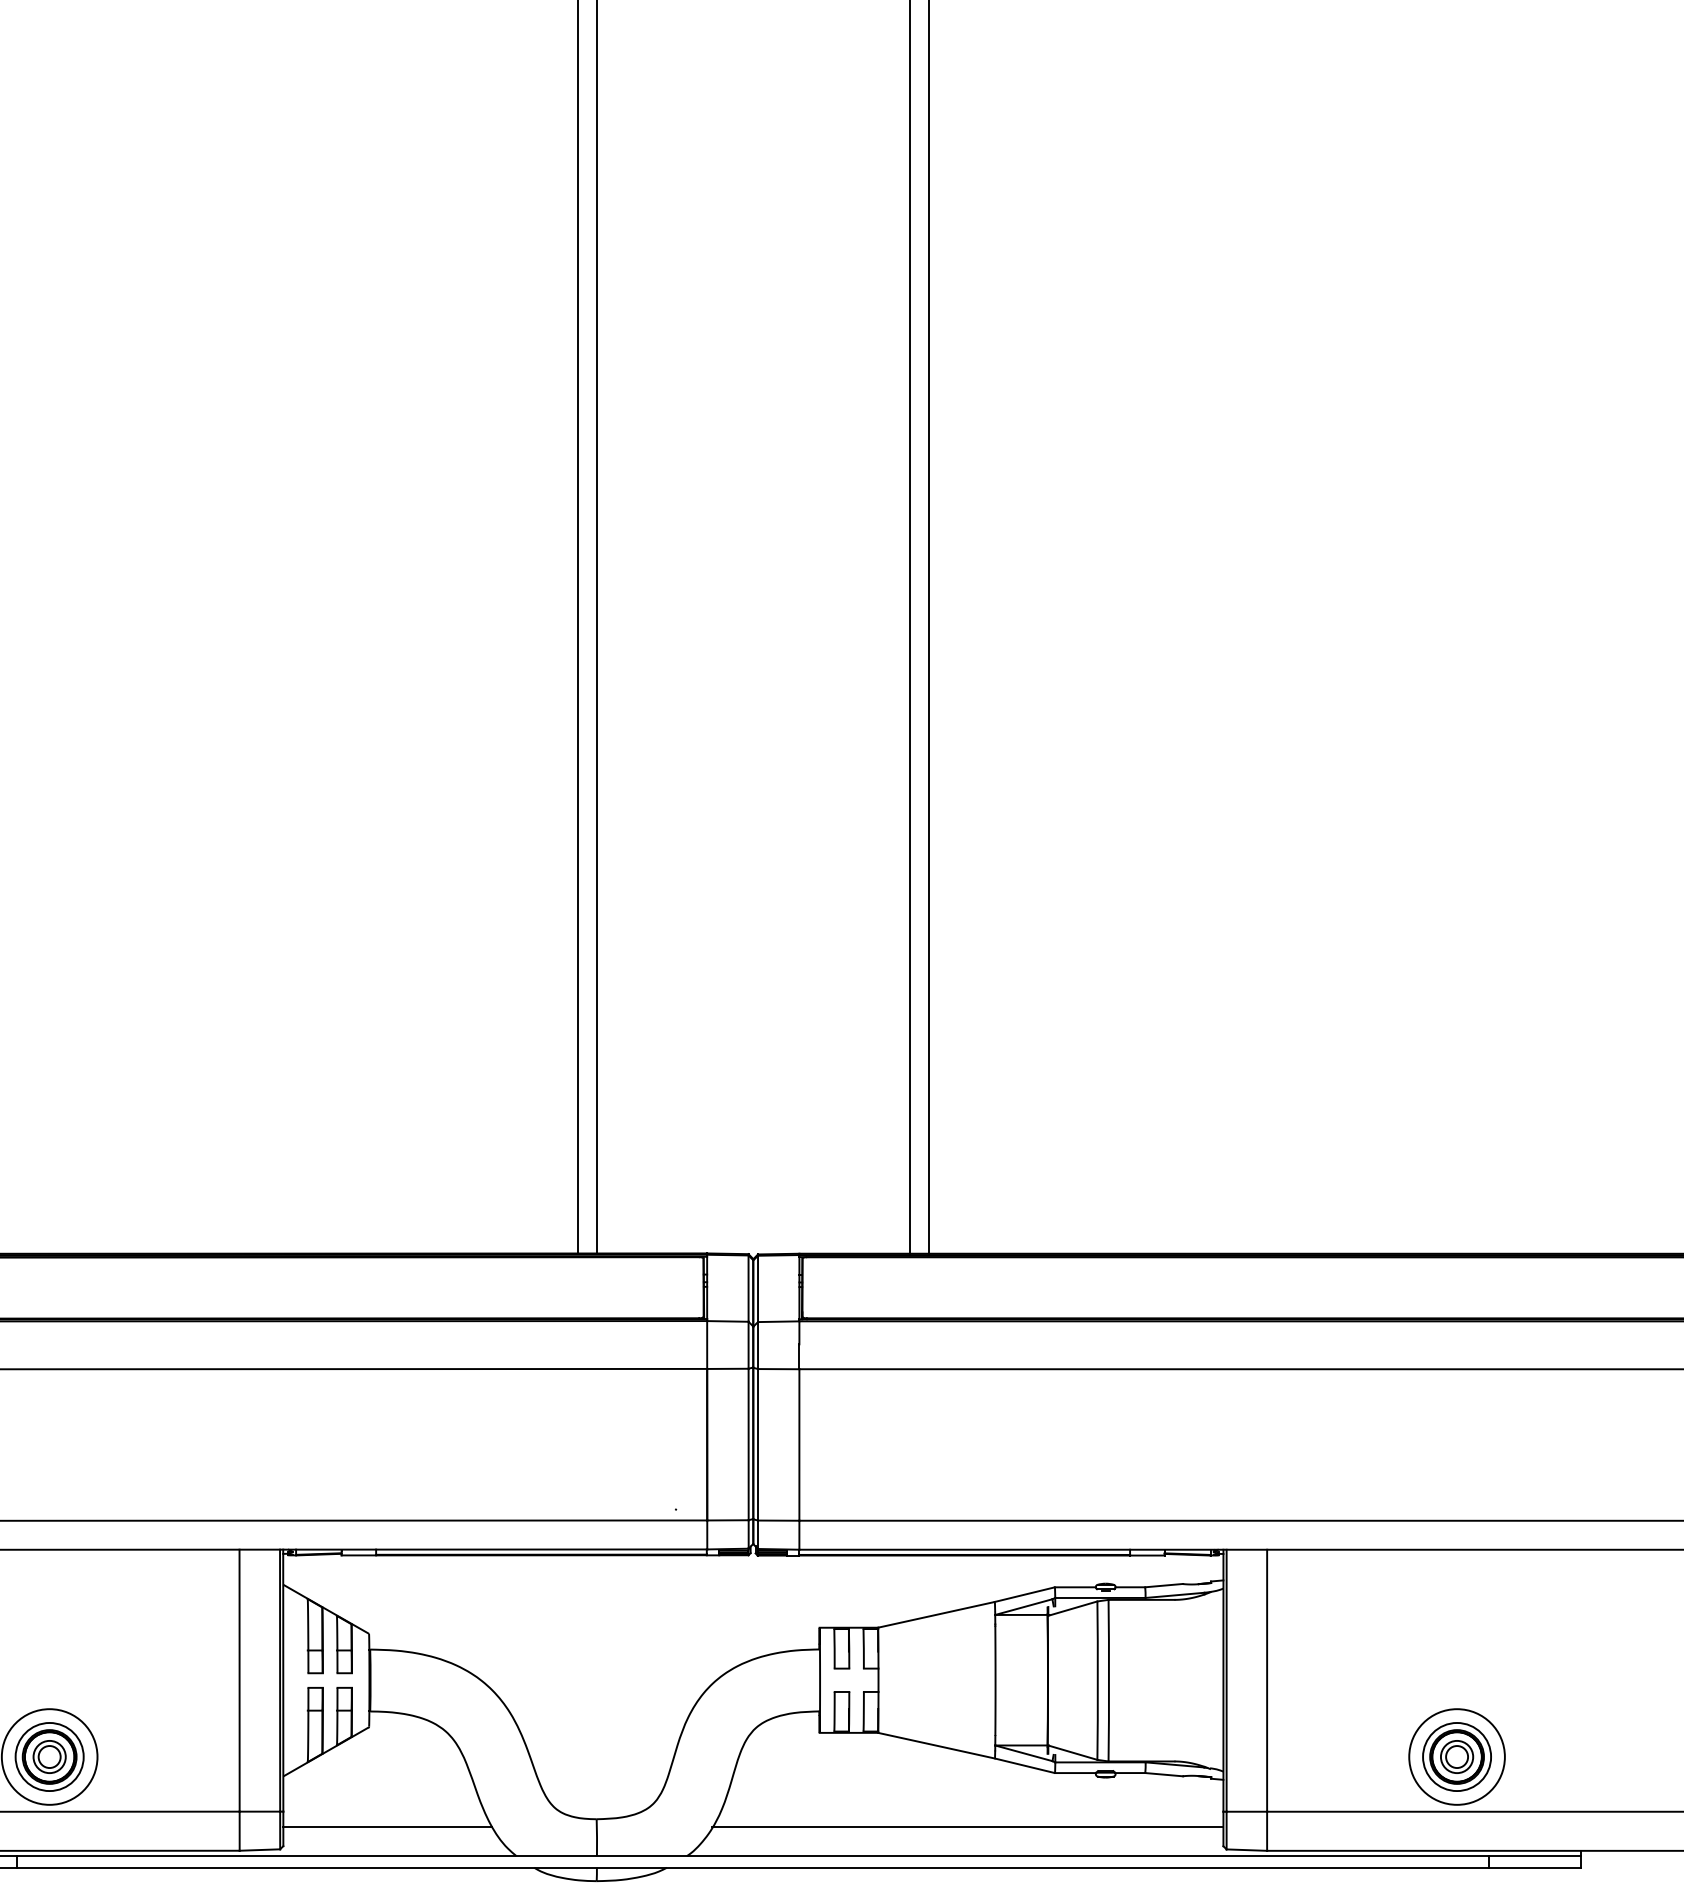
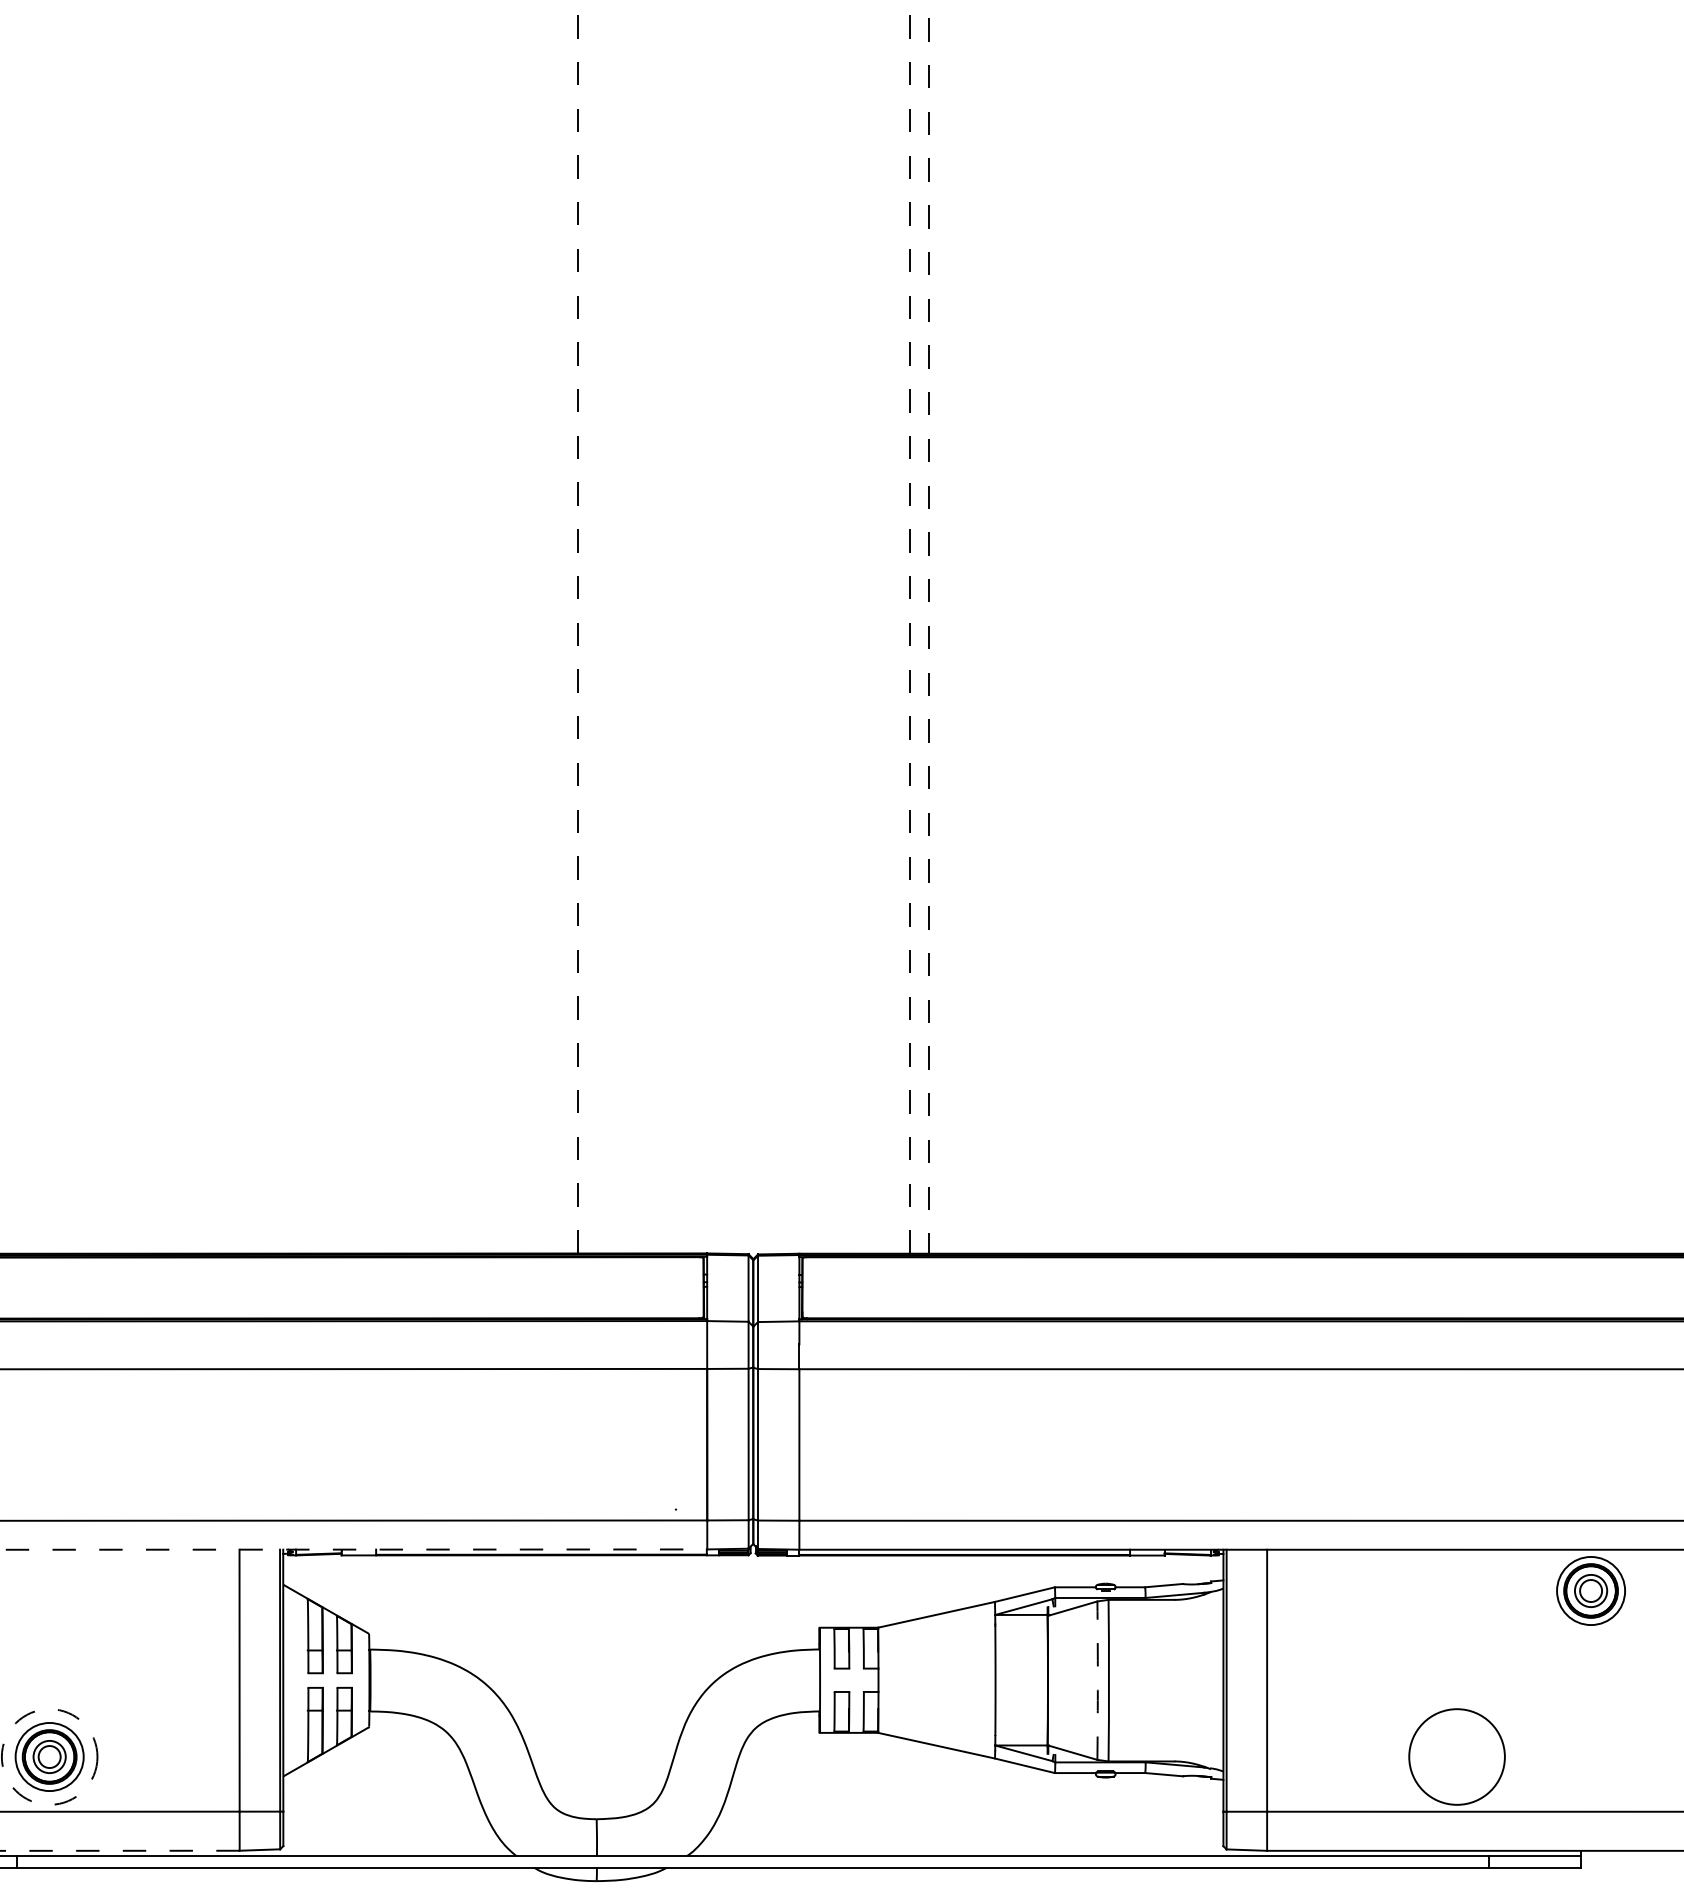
line: solid -> dashed (578, 626)
line: solid -> dashed (910, 626)
line: present -> none (596, 627)
line: solid -> dashed (928, 627)
line: solid -> dashed (354, 1549)
arc: solid -> dashed (1097, 1680)
circle: solid -> dashed (49, 1756)
part position: (1456, 1756) -> (1590, 1590) (1590, 1590)
line: present -> none (387, 1826)
line: present -> none (967, 1826)
line: solid -> dashed (119, 1850)
